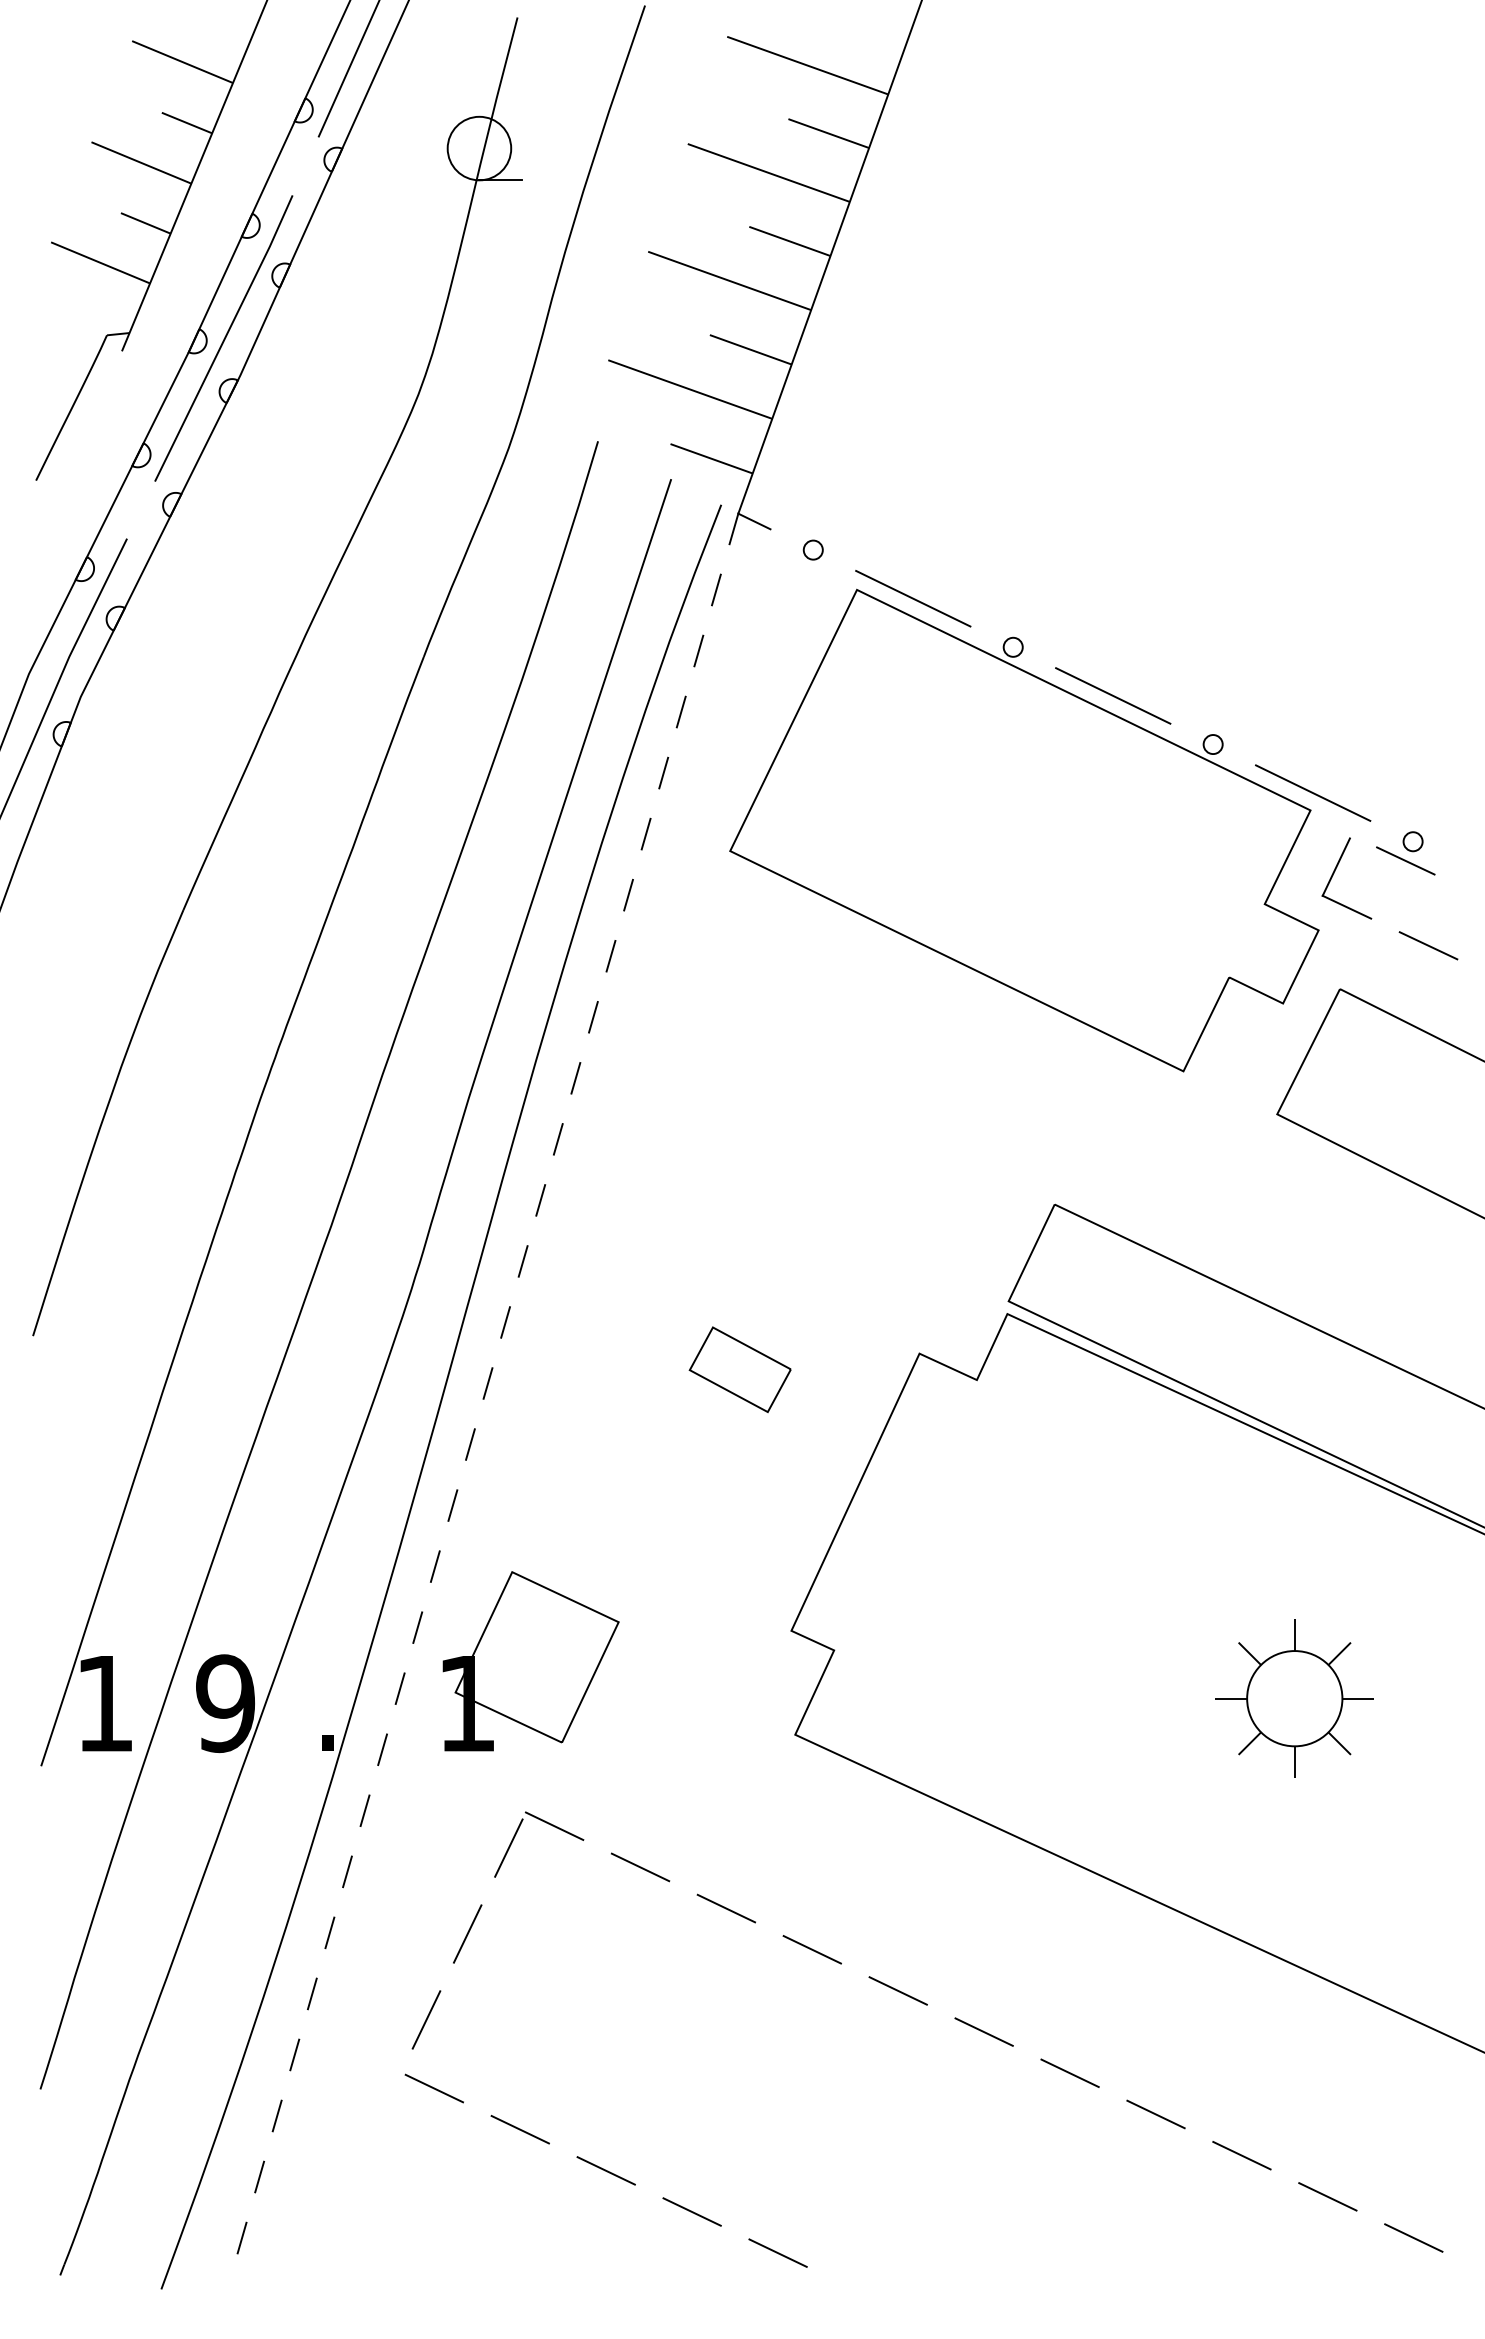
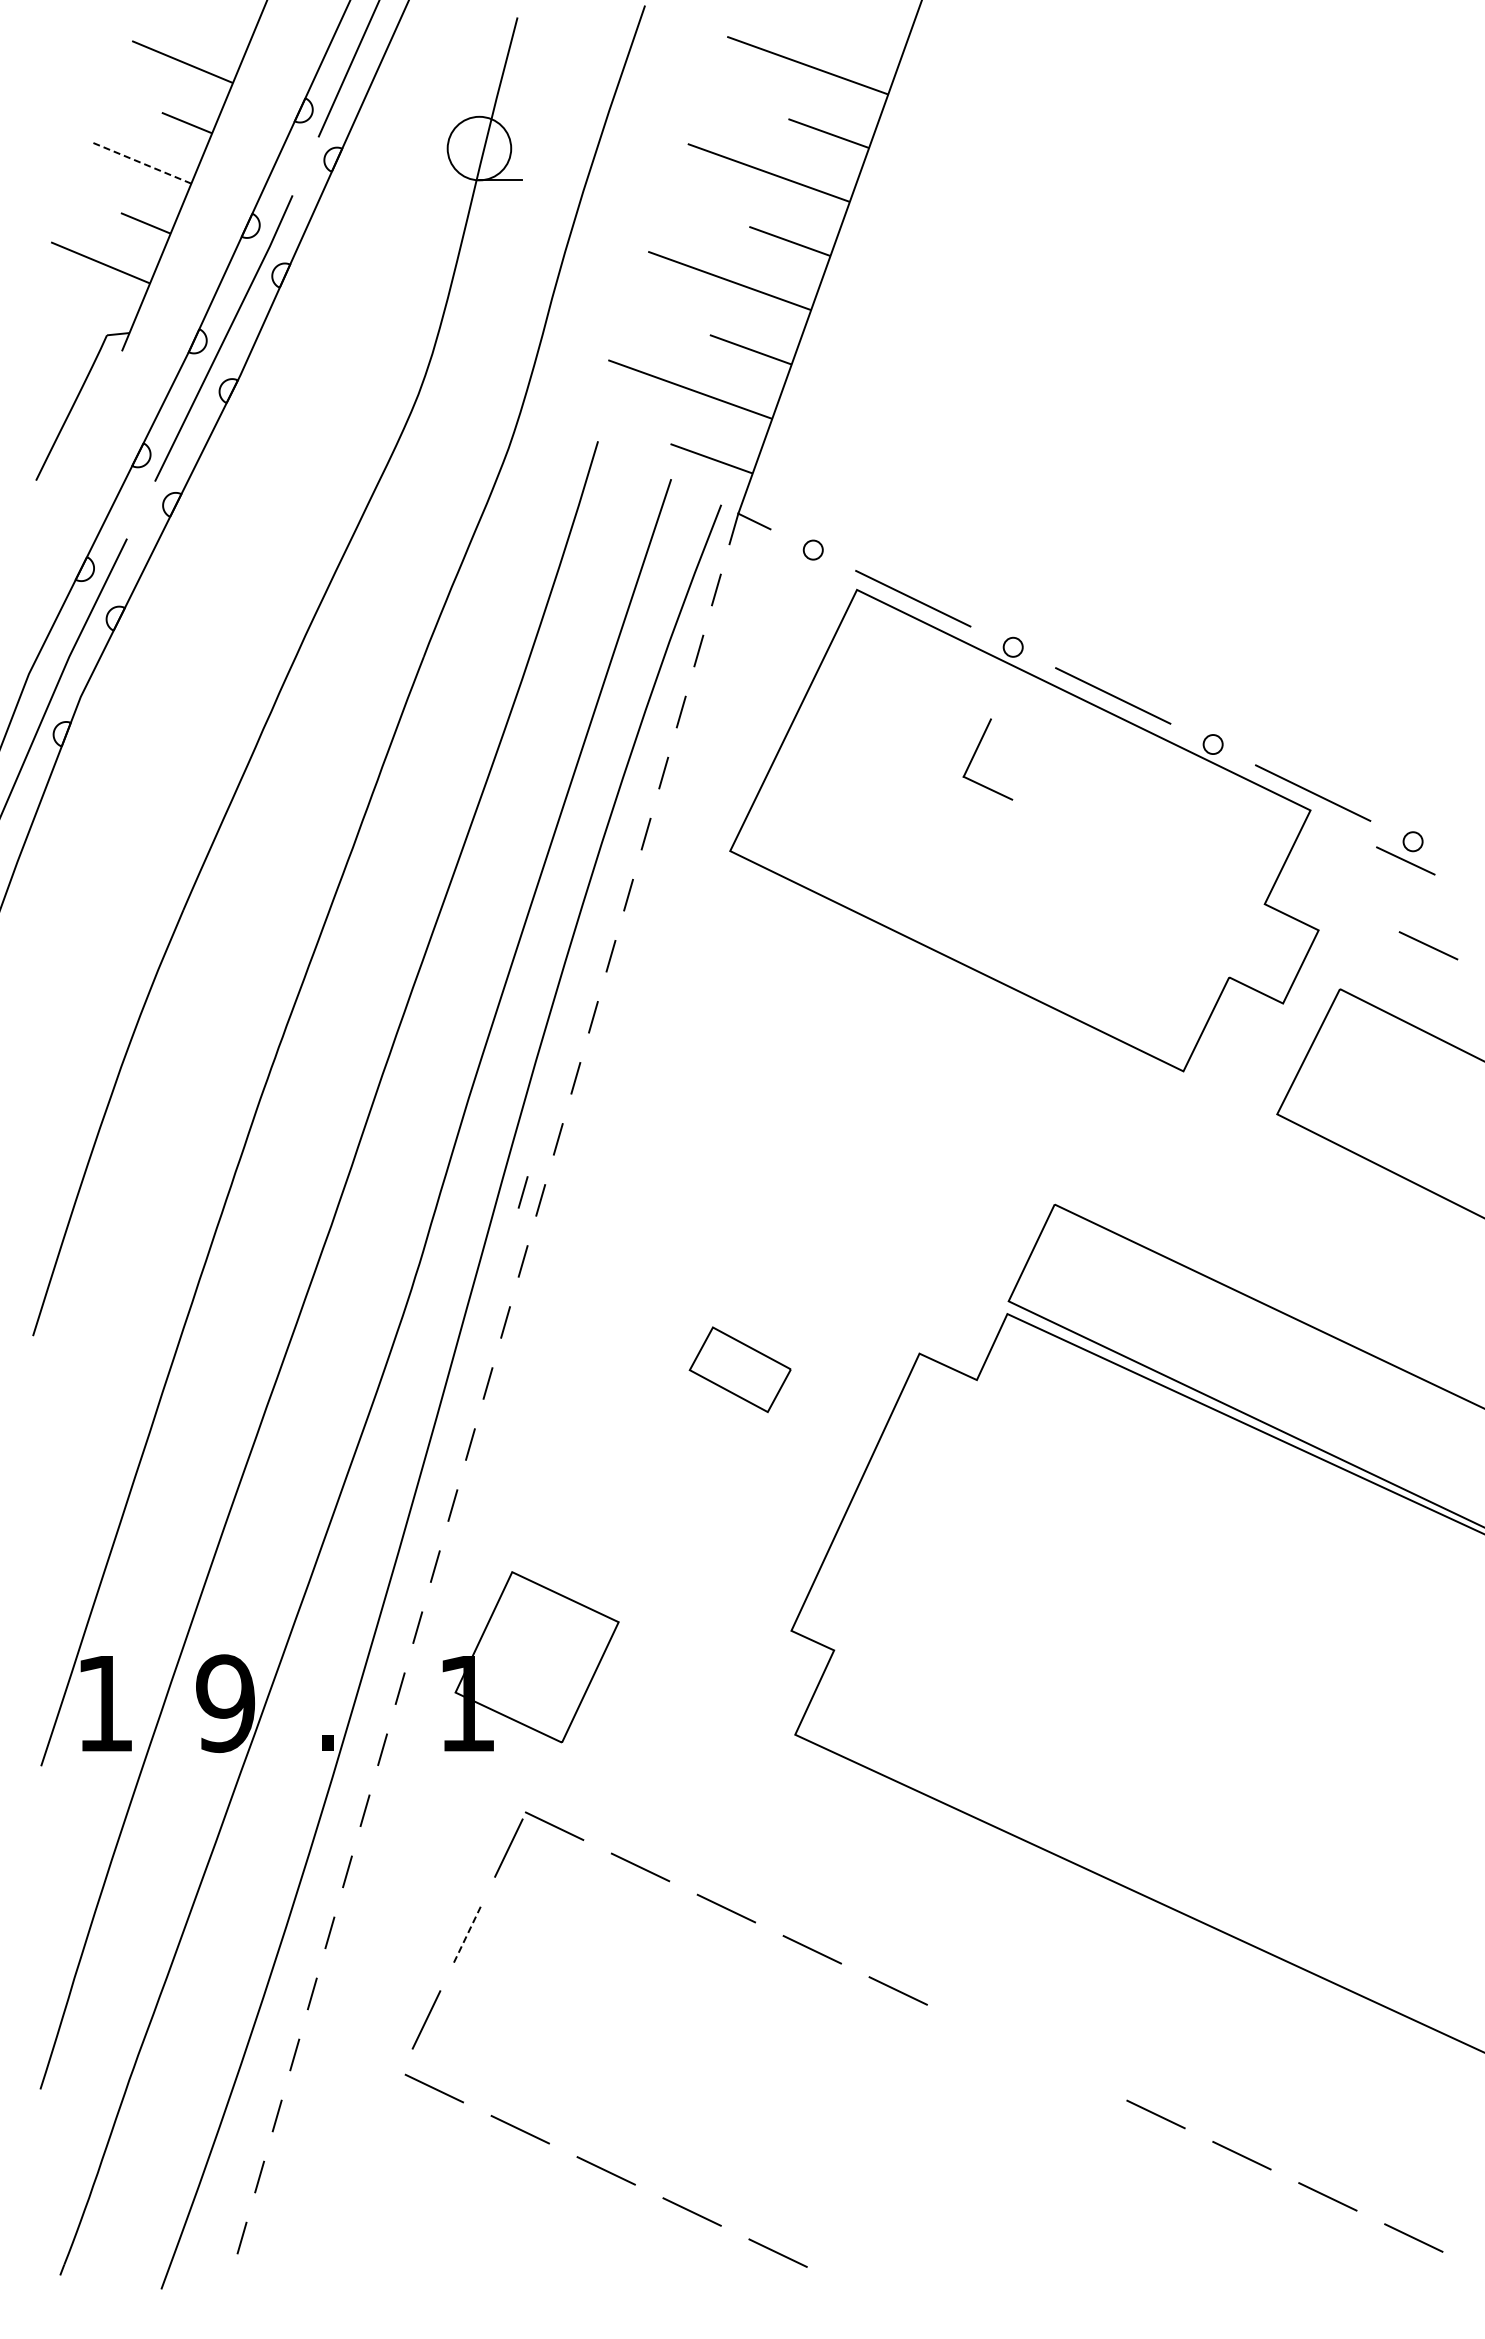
line: solid -> dashed (140, 162)
part position: (1334, 873) -> (975, 754) (975, 754)
line: none -> present (522, 1192)
part: present -> none (1294, 1698)
line: solid -> dashed (467, 1934)
line: present -> none (983, 2031)
line: present -> none (1069, 2073)
